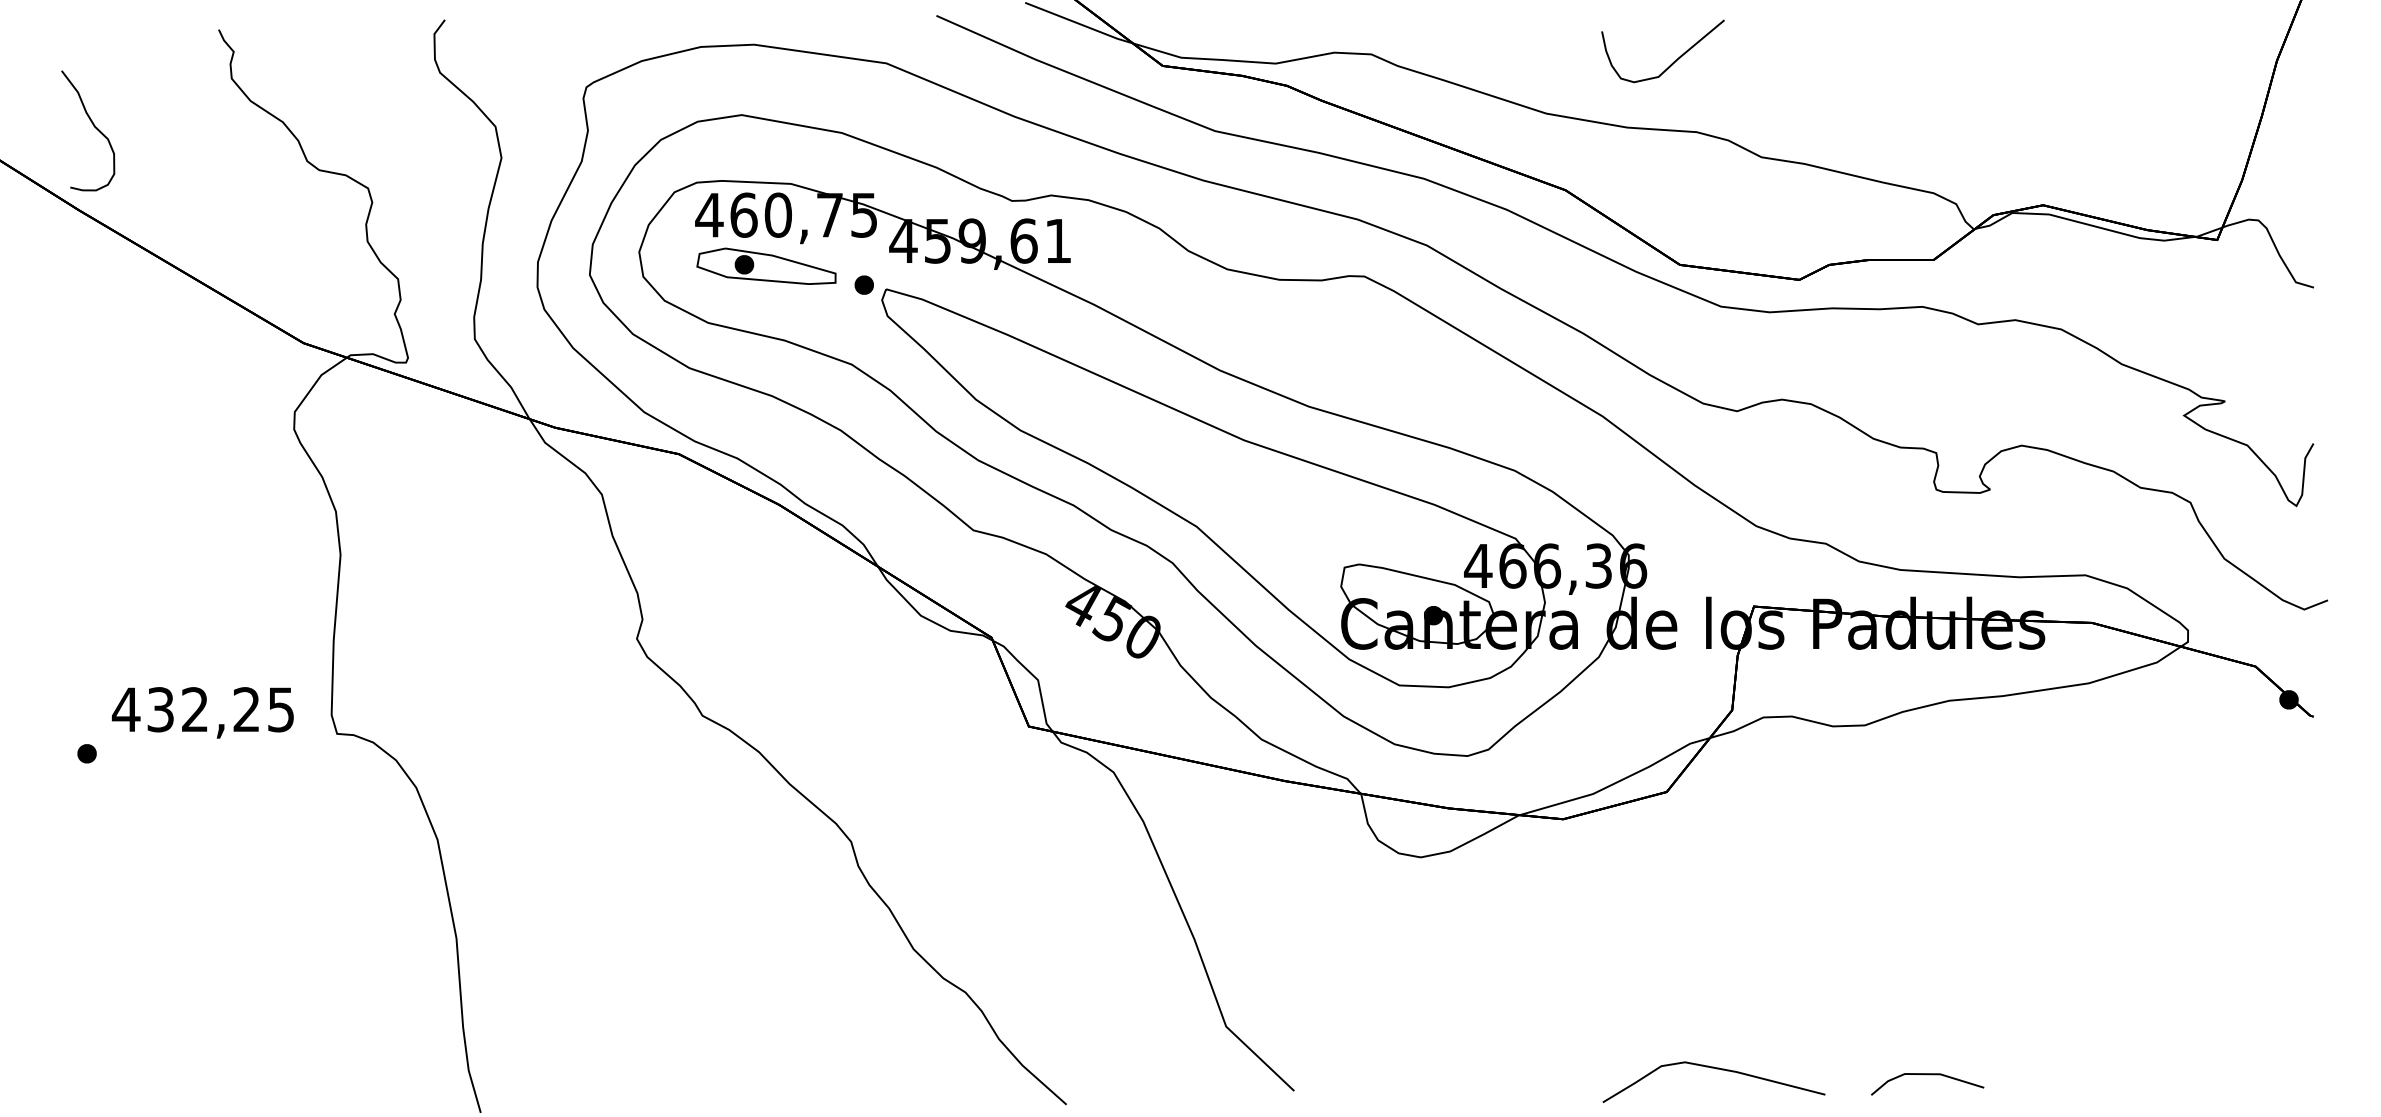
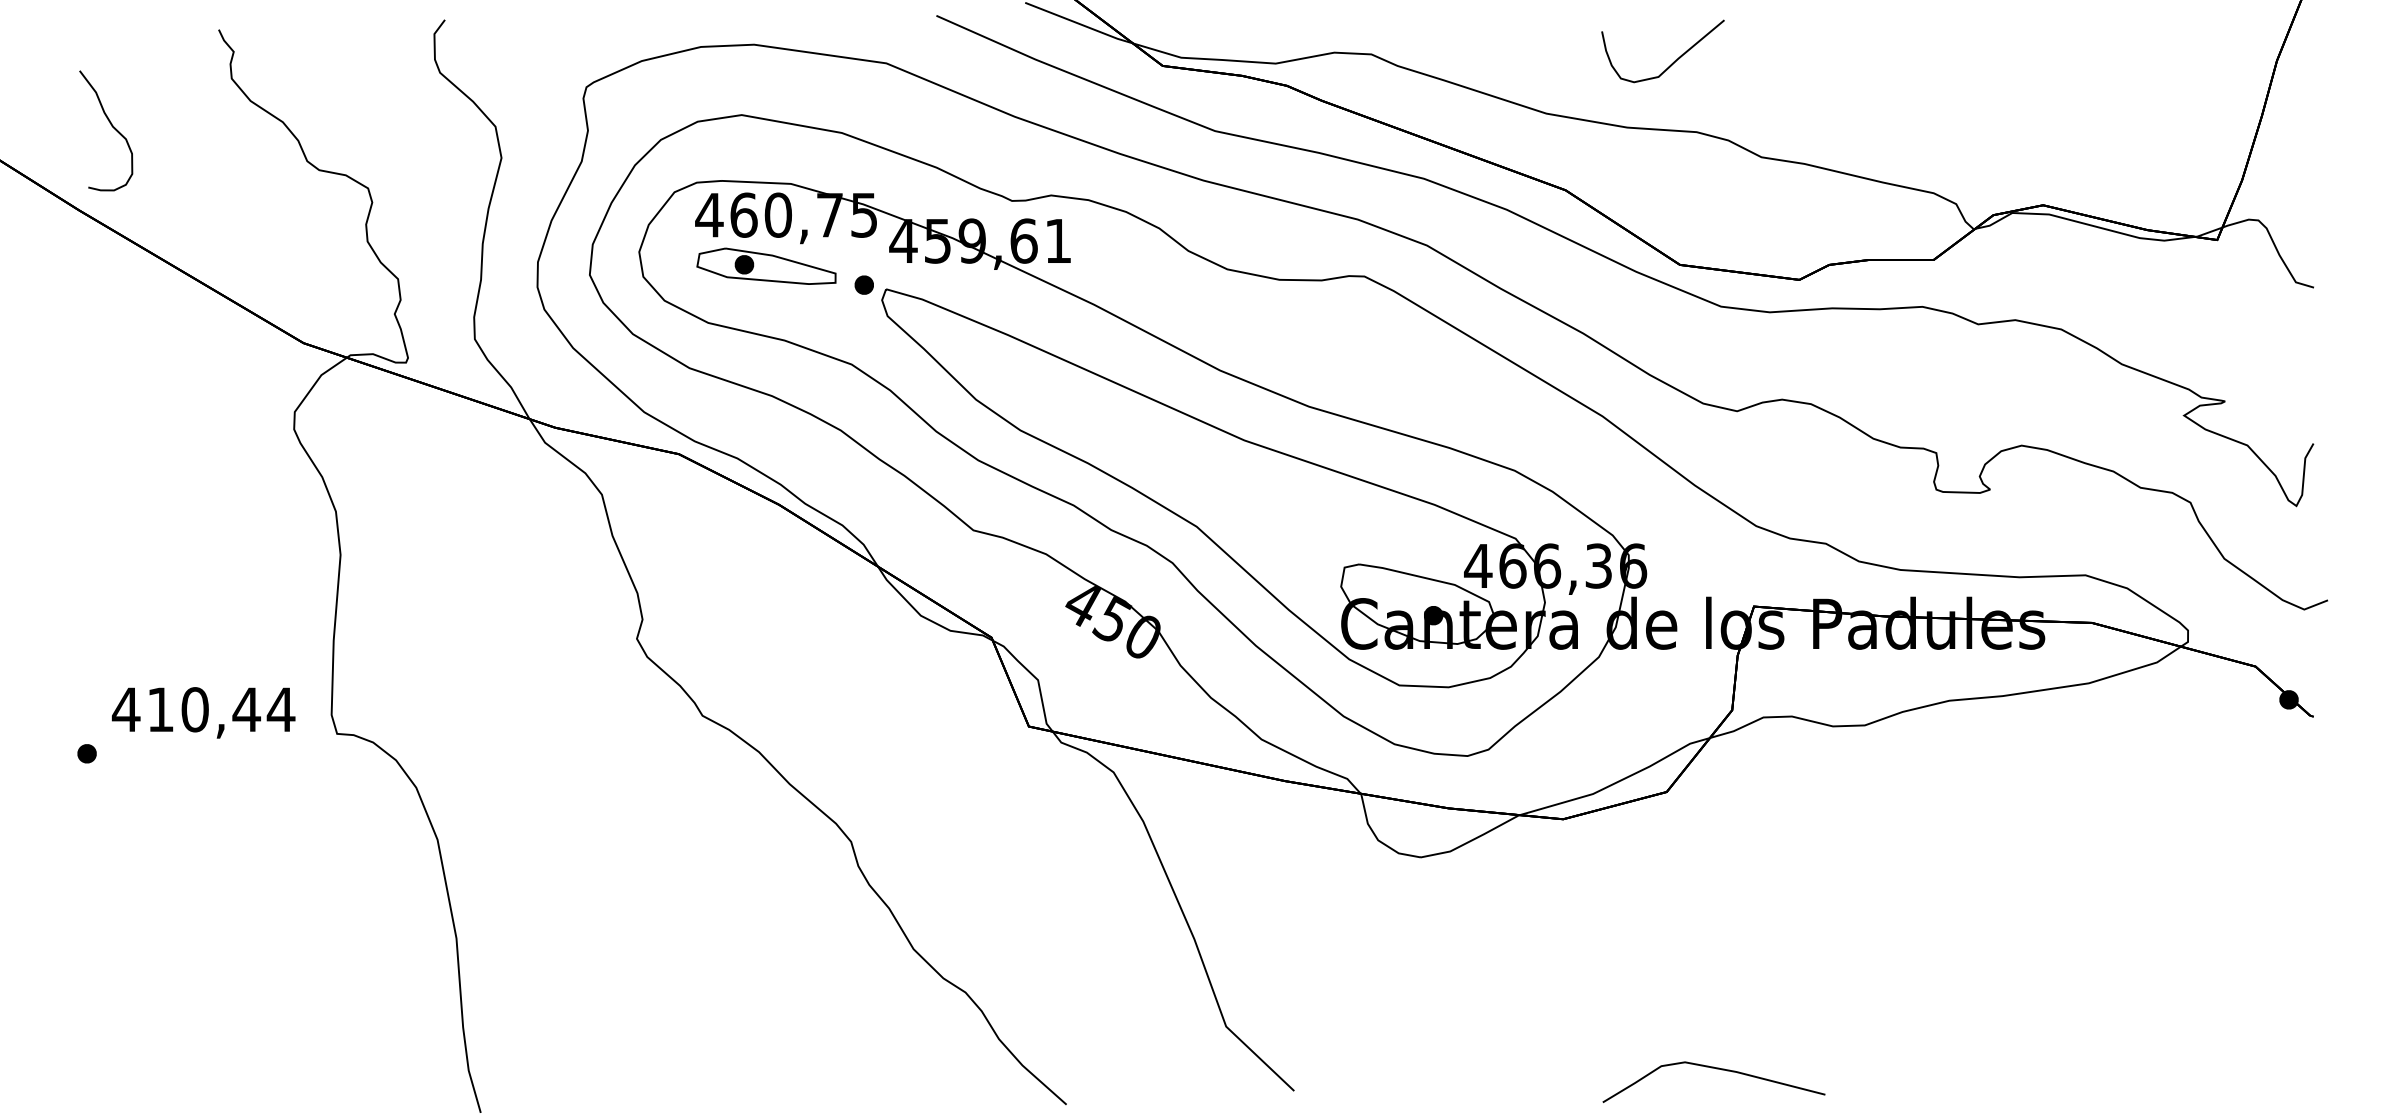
curve position: (93, 126) -> (111, 126) (111, 126)
text: 432,25 -> 410,44 (221, 709)
line: present -> none (1927, 1075)
